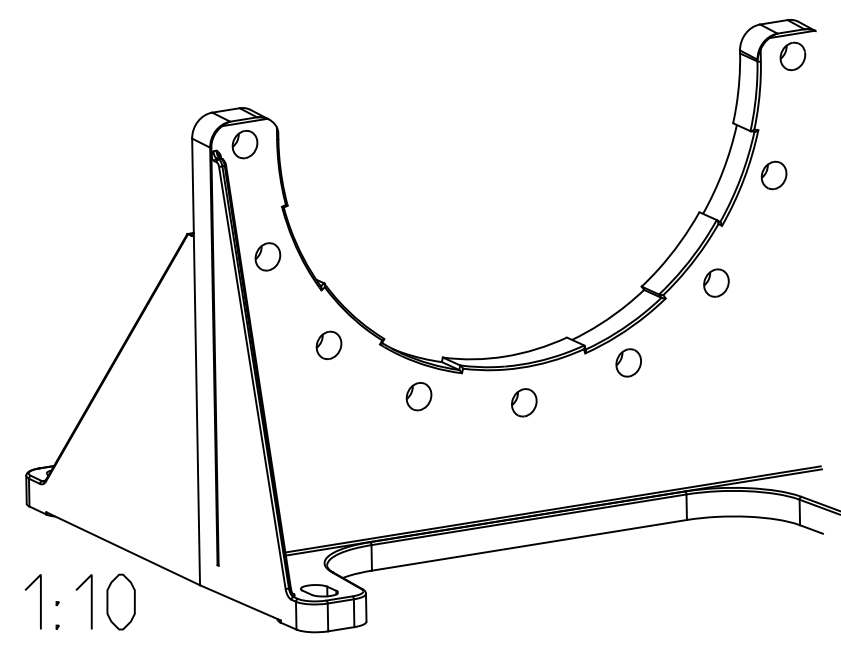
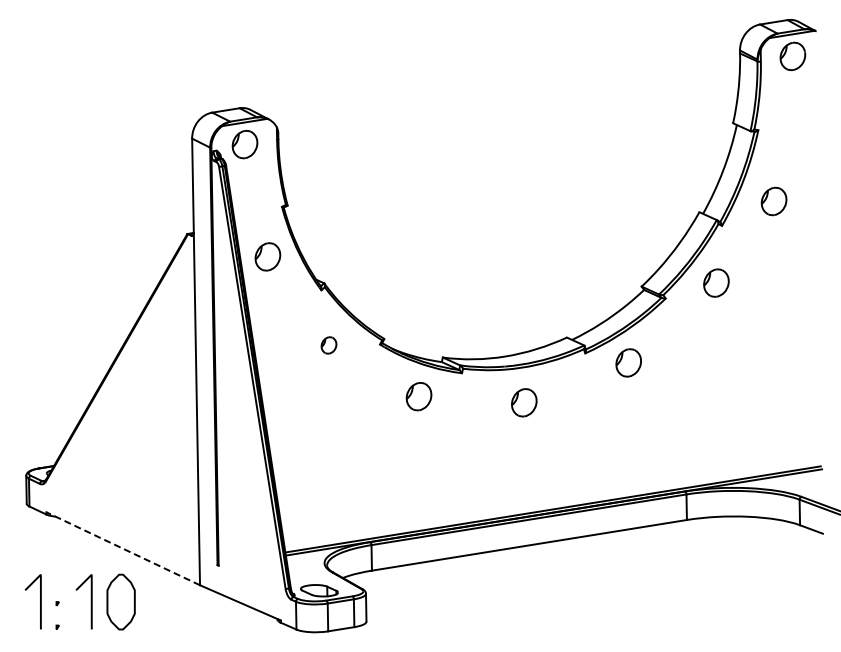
part position: (773, 175) -> (773, 201) (773, 201)
part size: 28x31 px -> 18x19 px (328, 345)
line: solid -> dashed (122, 548)
